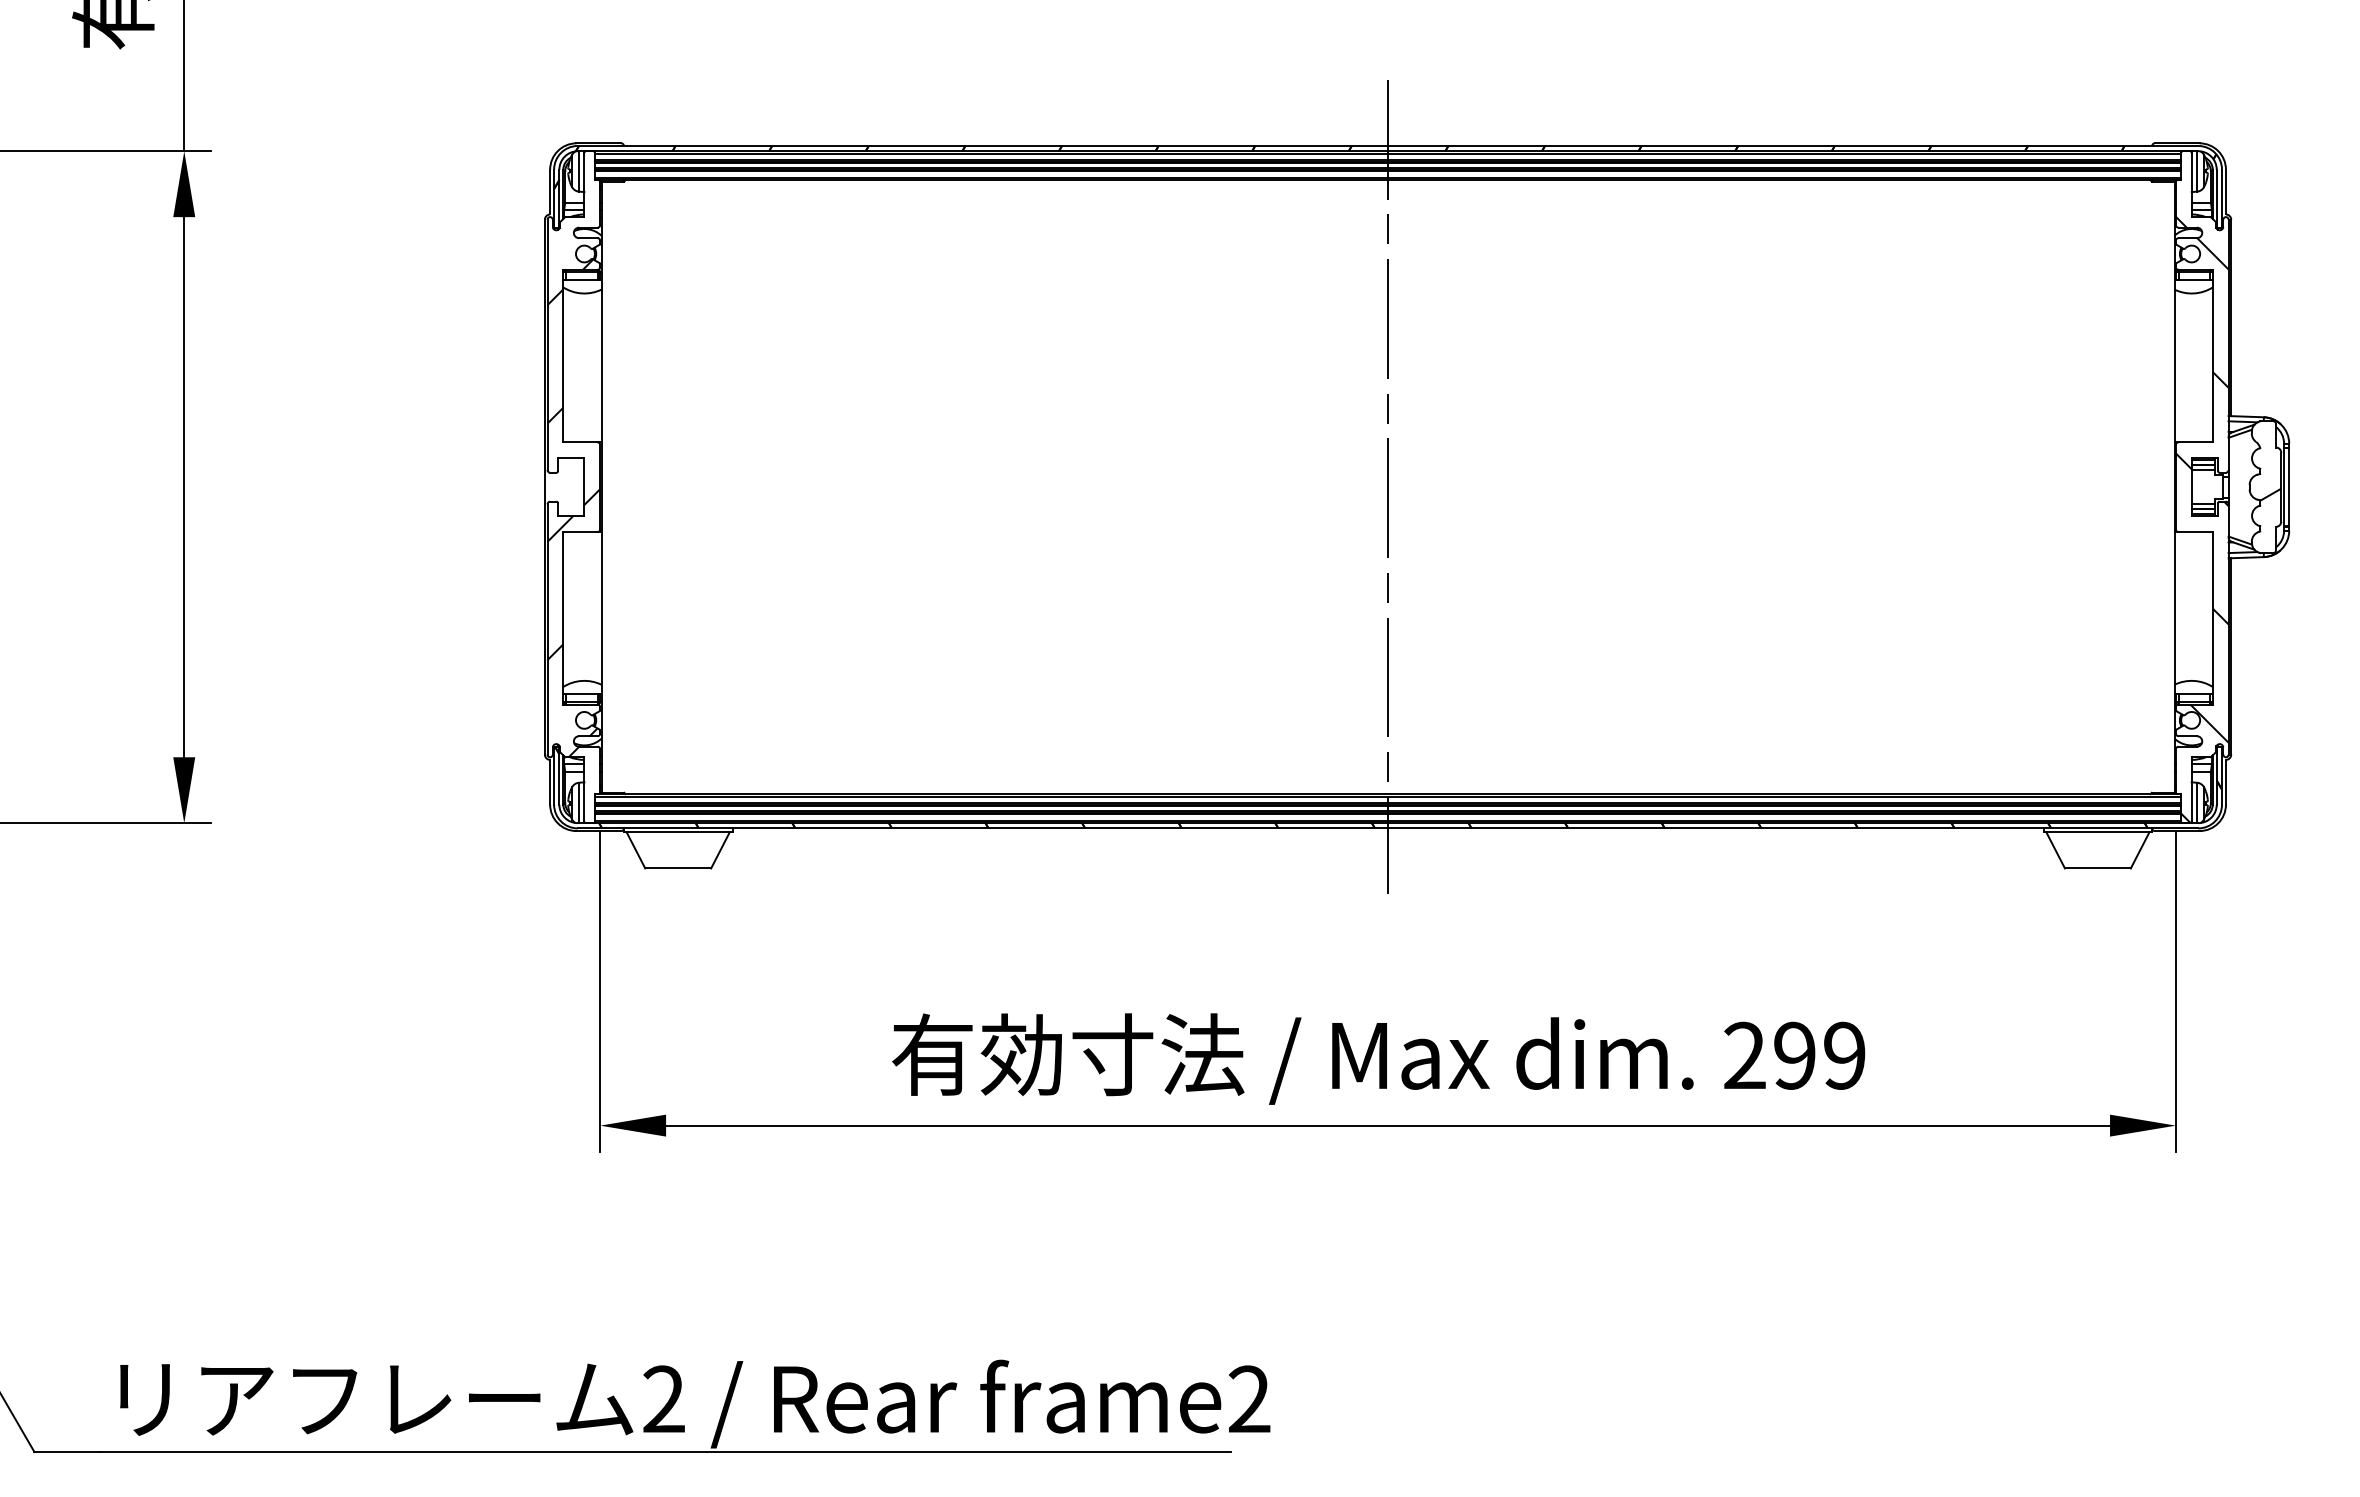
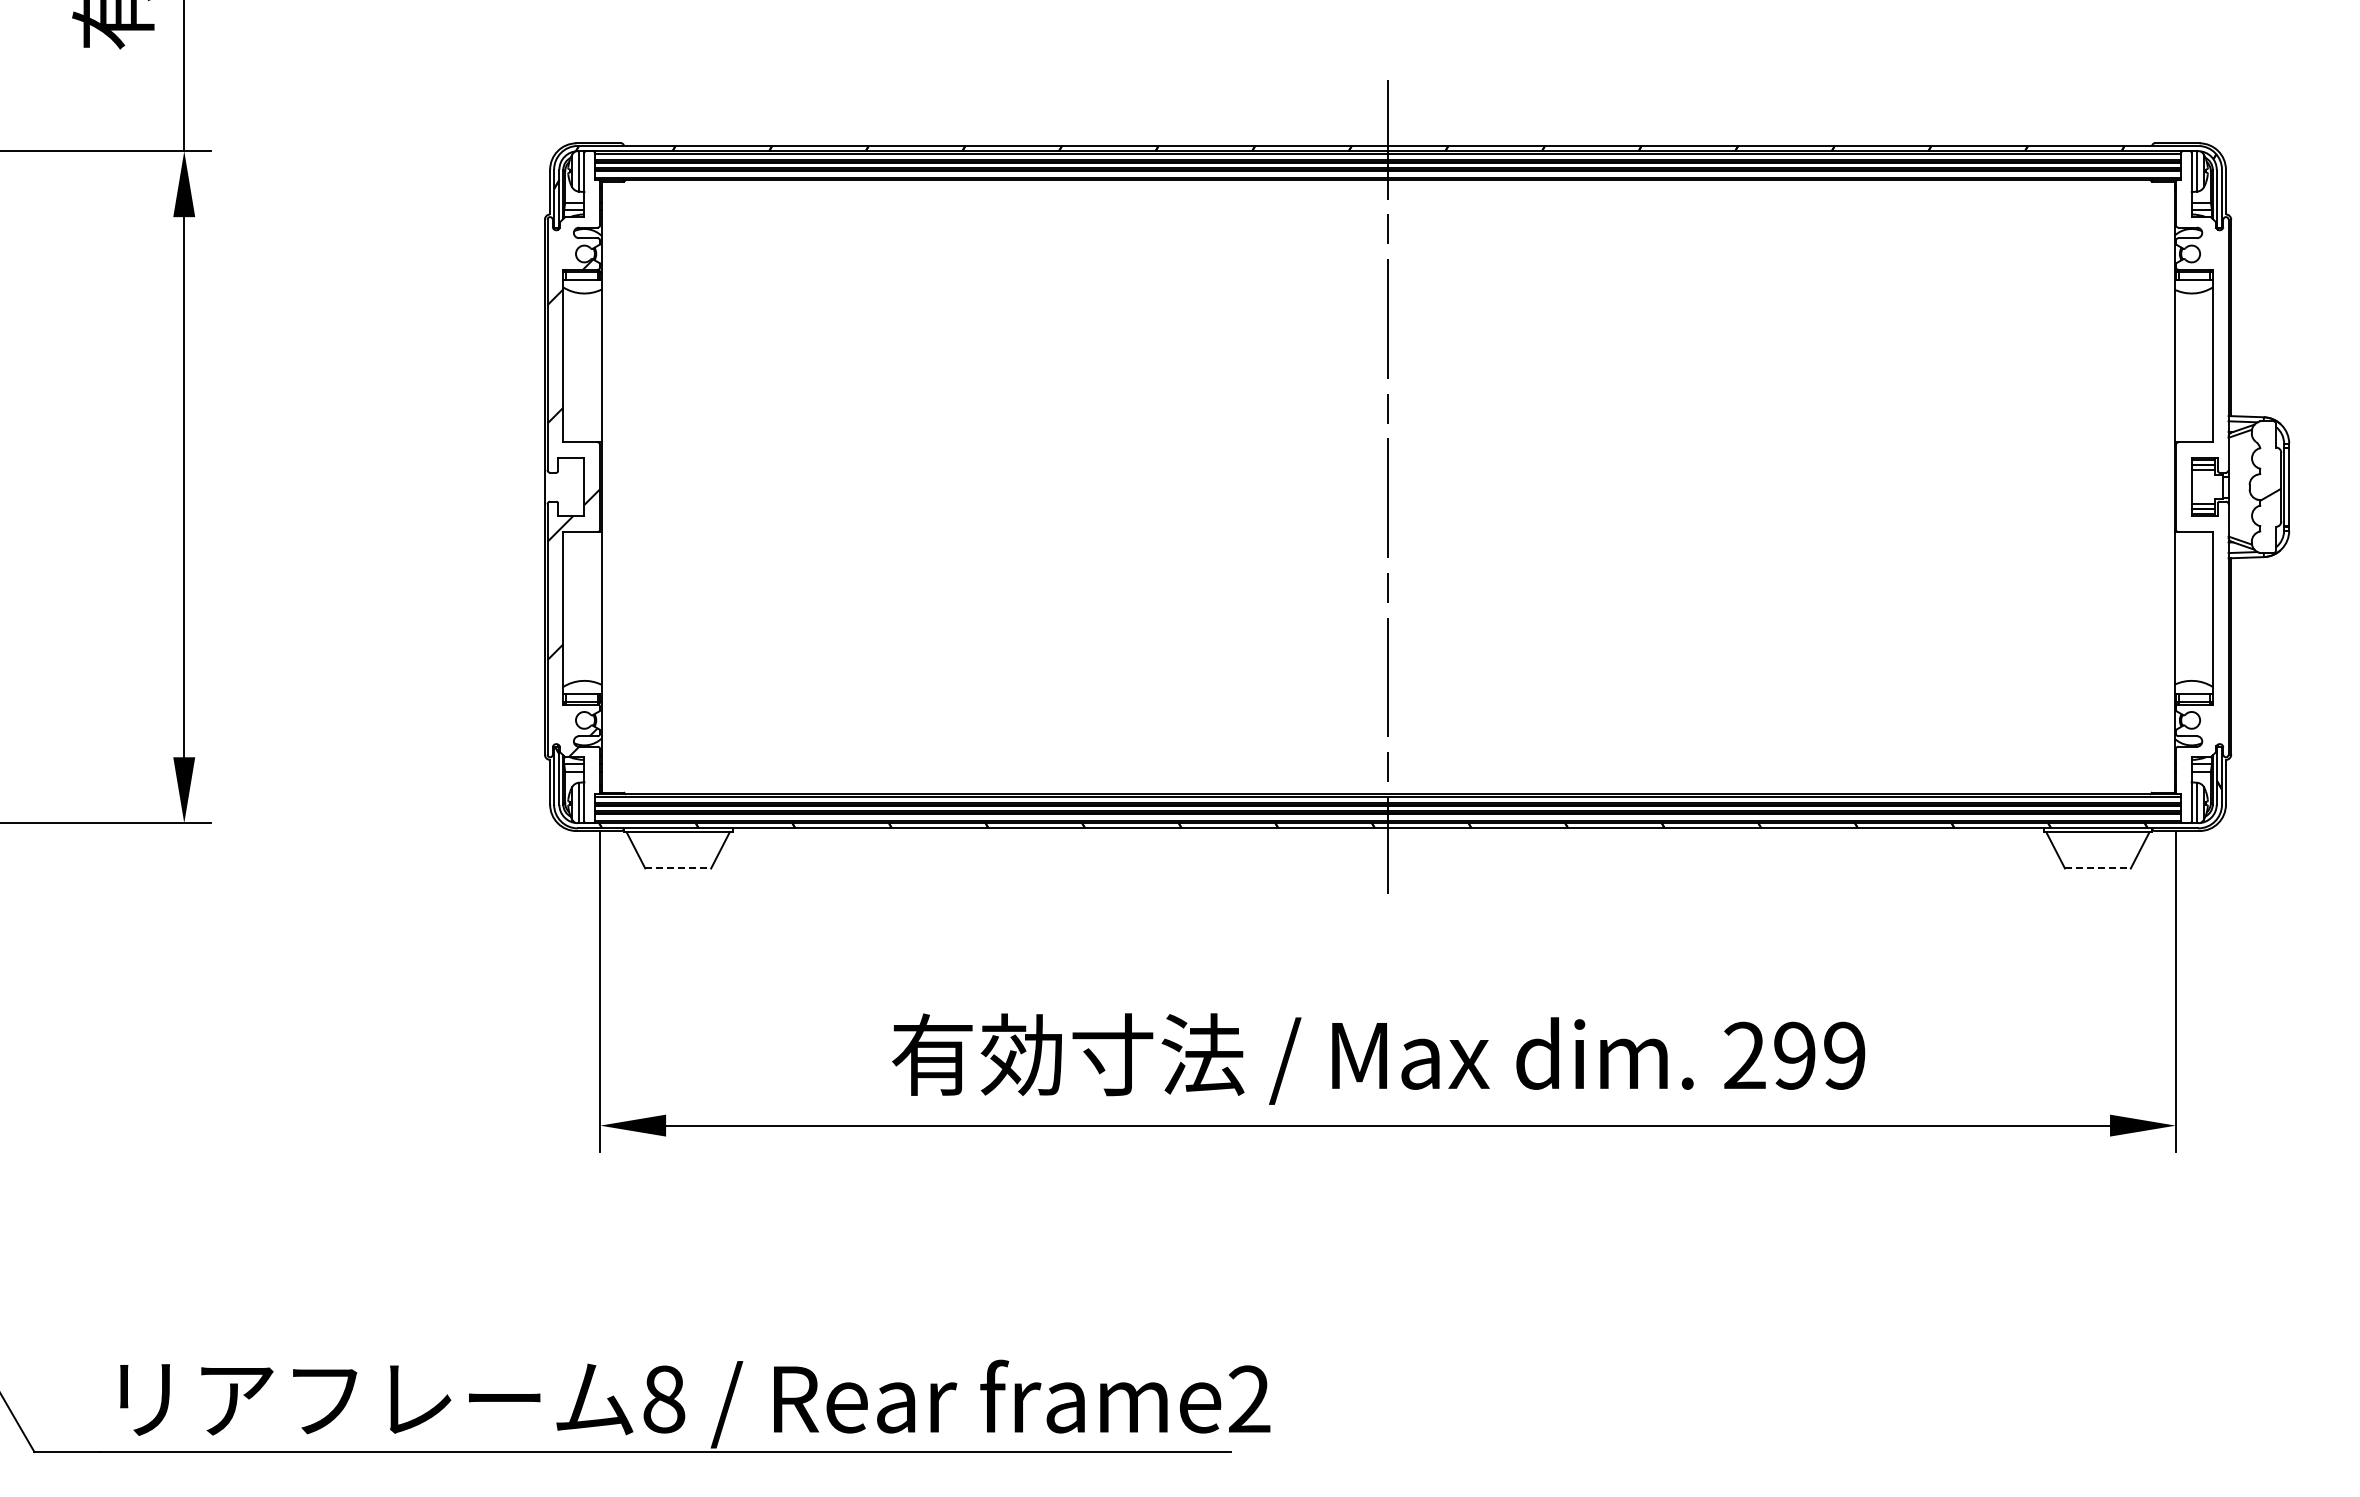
hatch: present -> none (2201, 519)
line: solid -> dashed (678, 868)
line: solid -> dashed (2097, 868)
text: 2 -> 8 (664, 1399)
